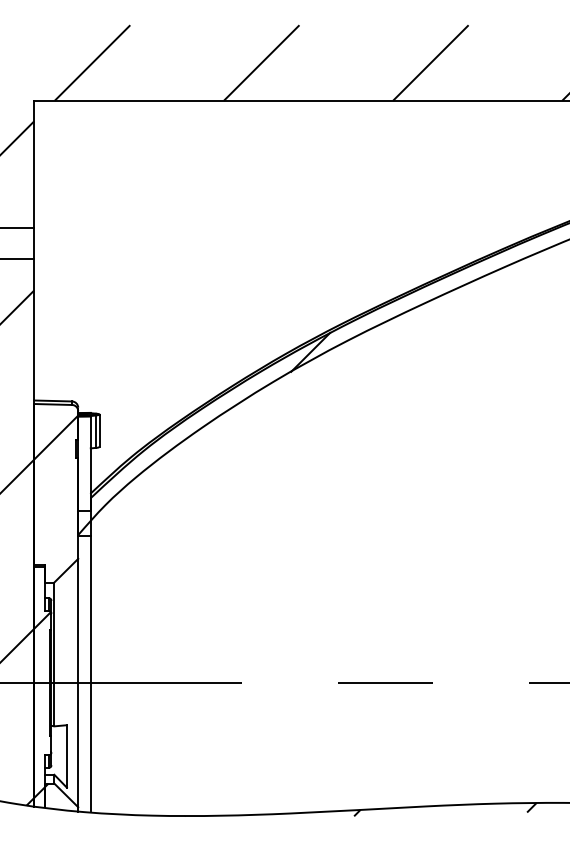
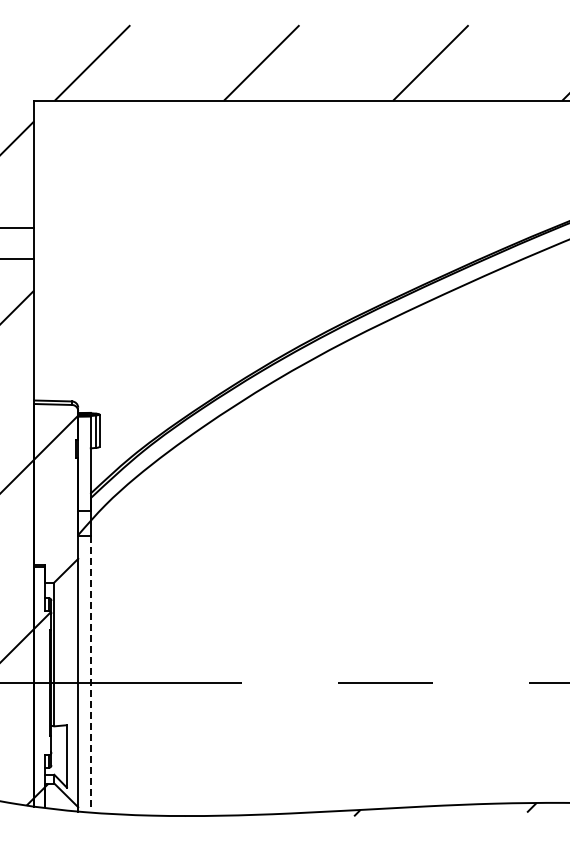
hatch: present -> none (310, 352)
line: solid -> dashed (90, 674)
